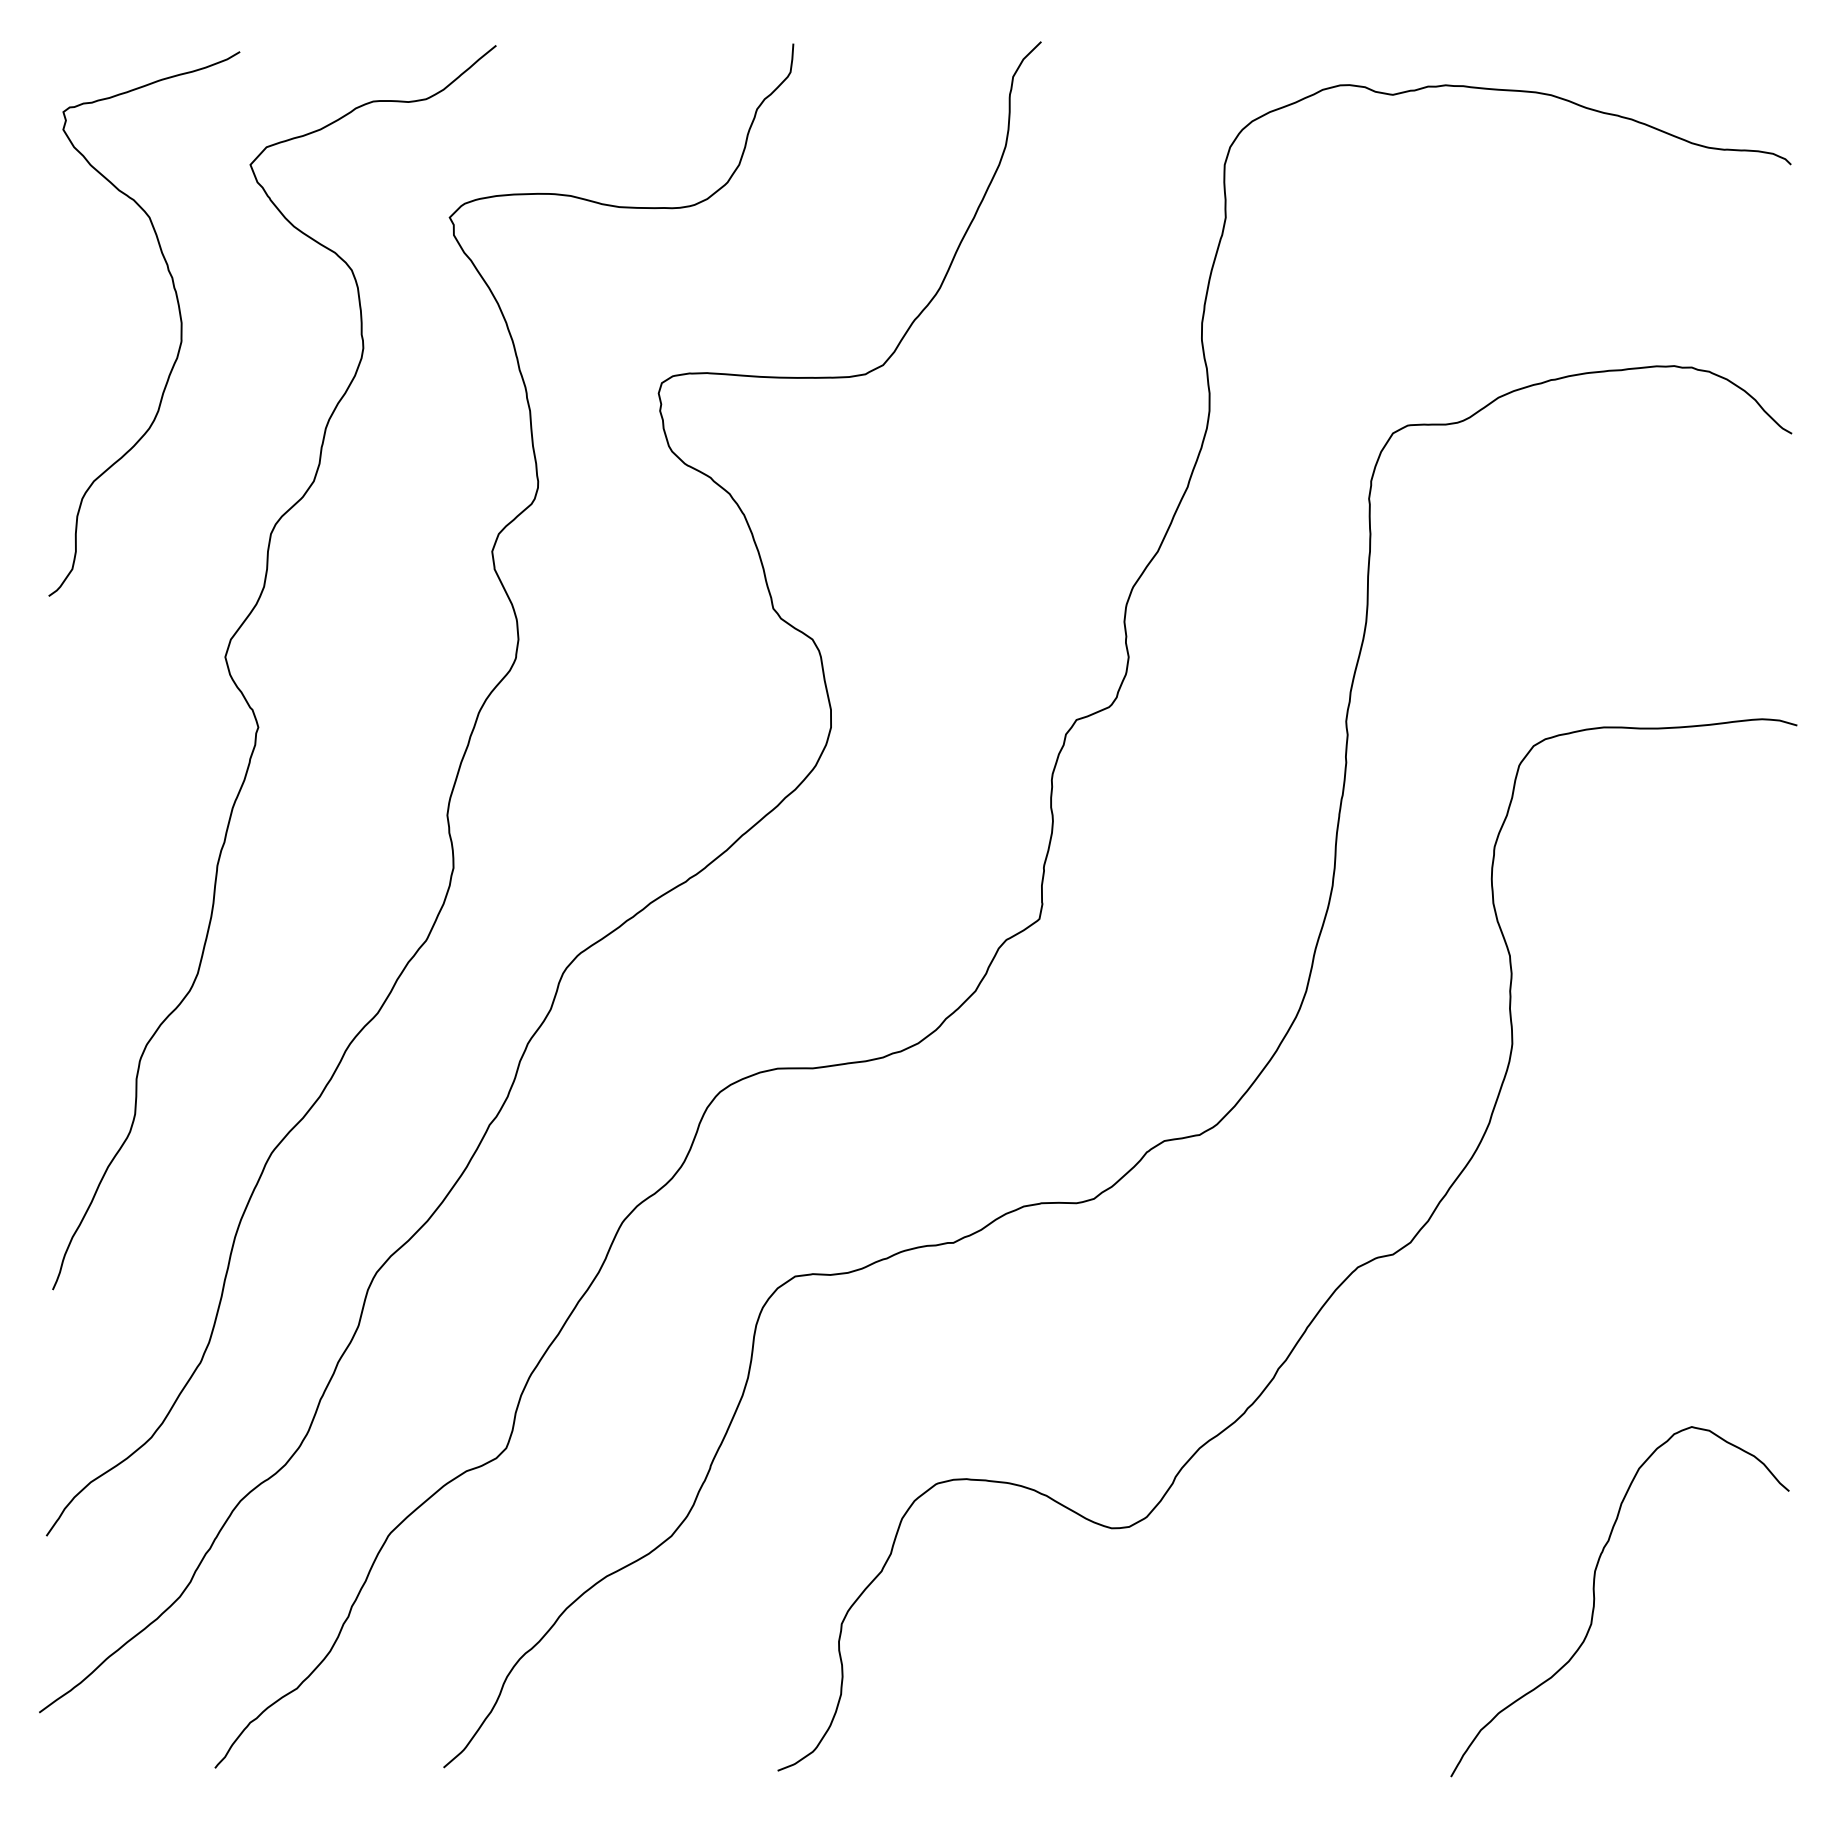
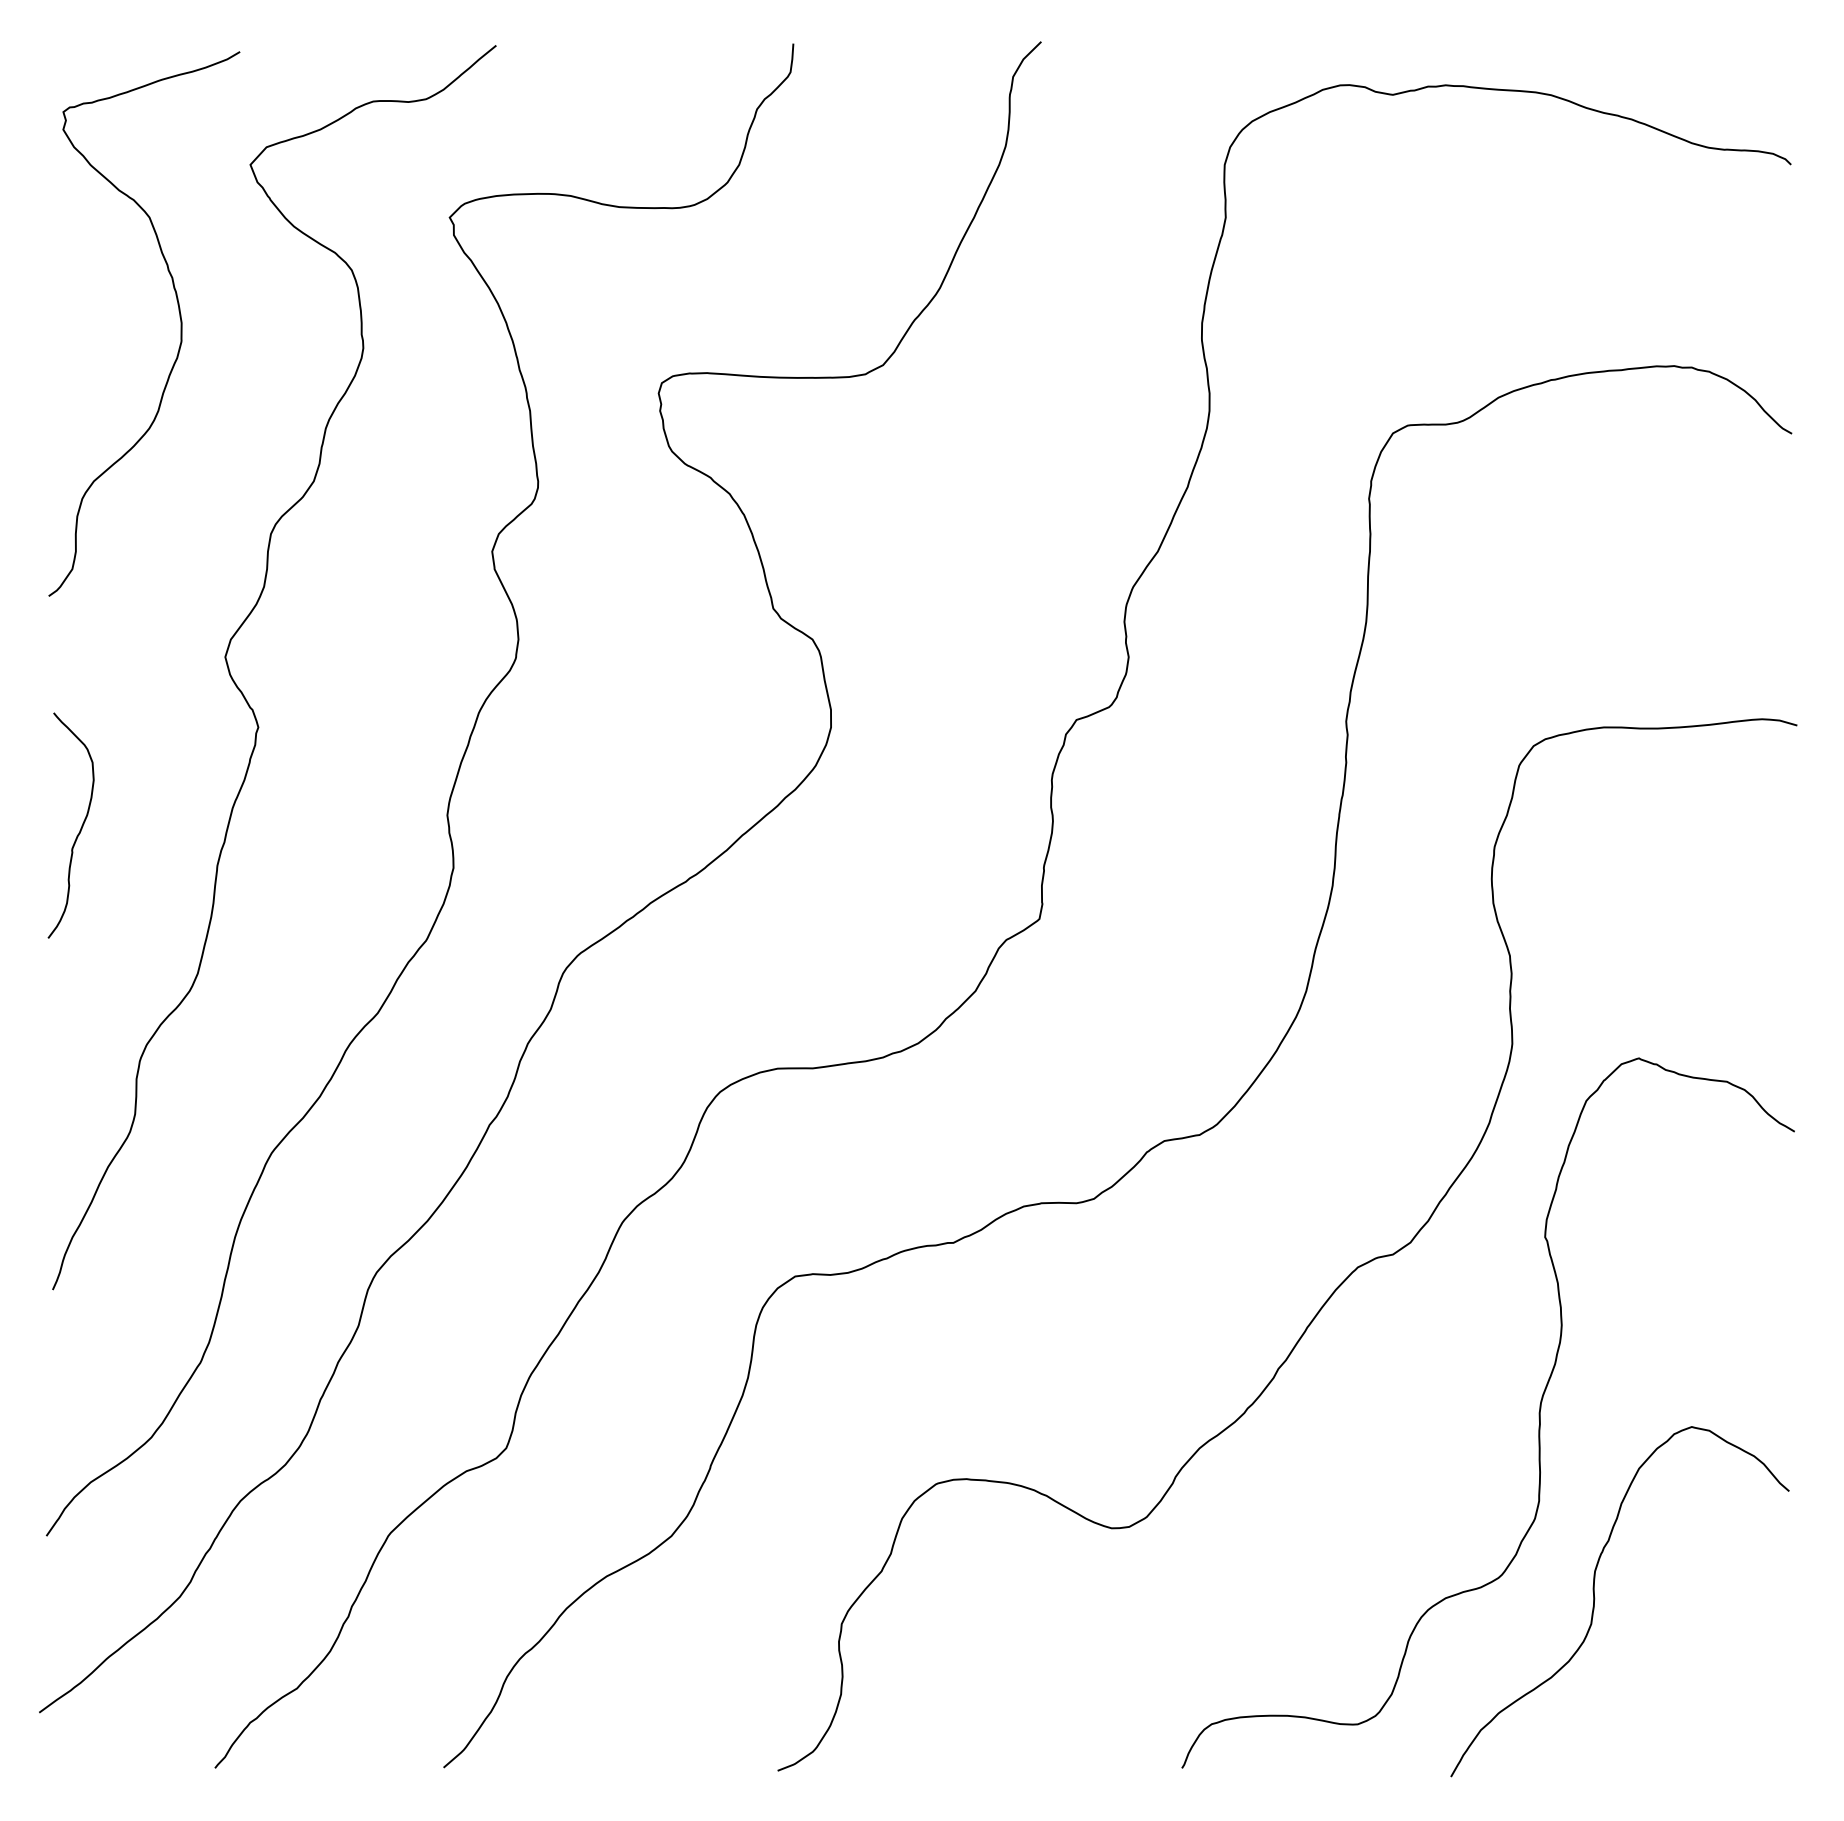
curve: none -> present (79, 830)
curve: none -> present (1538, 1412)
